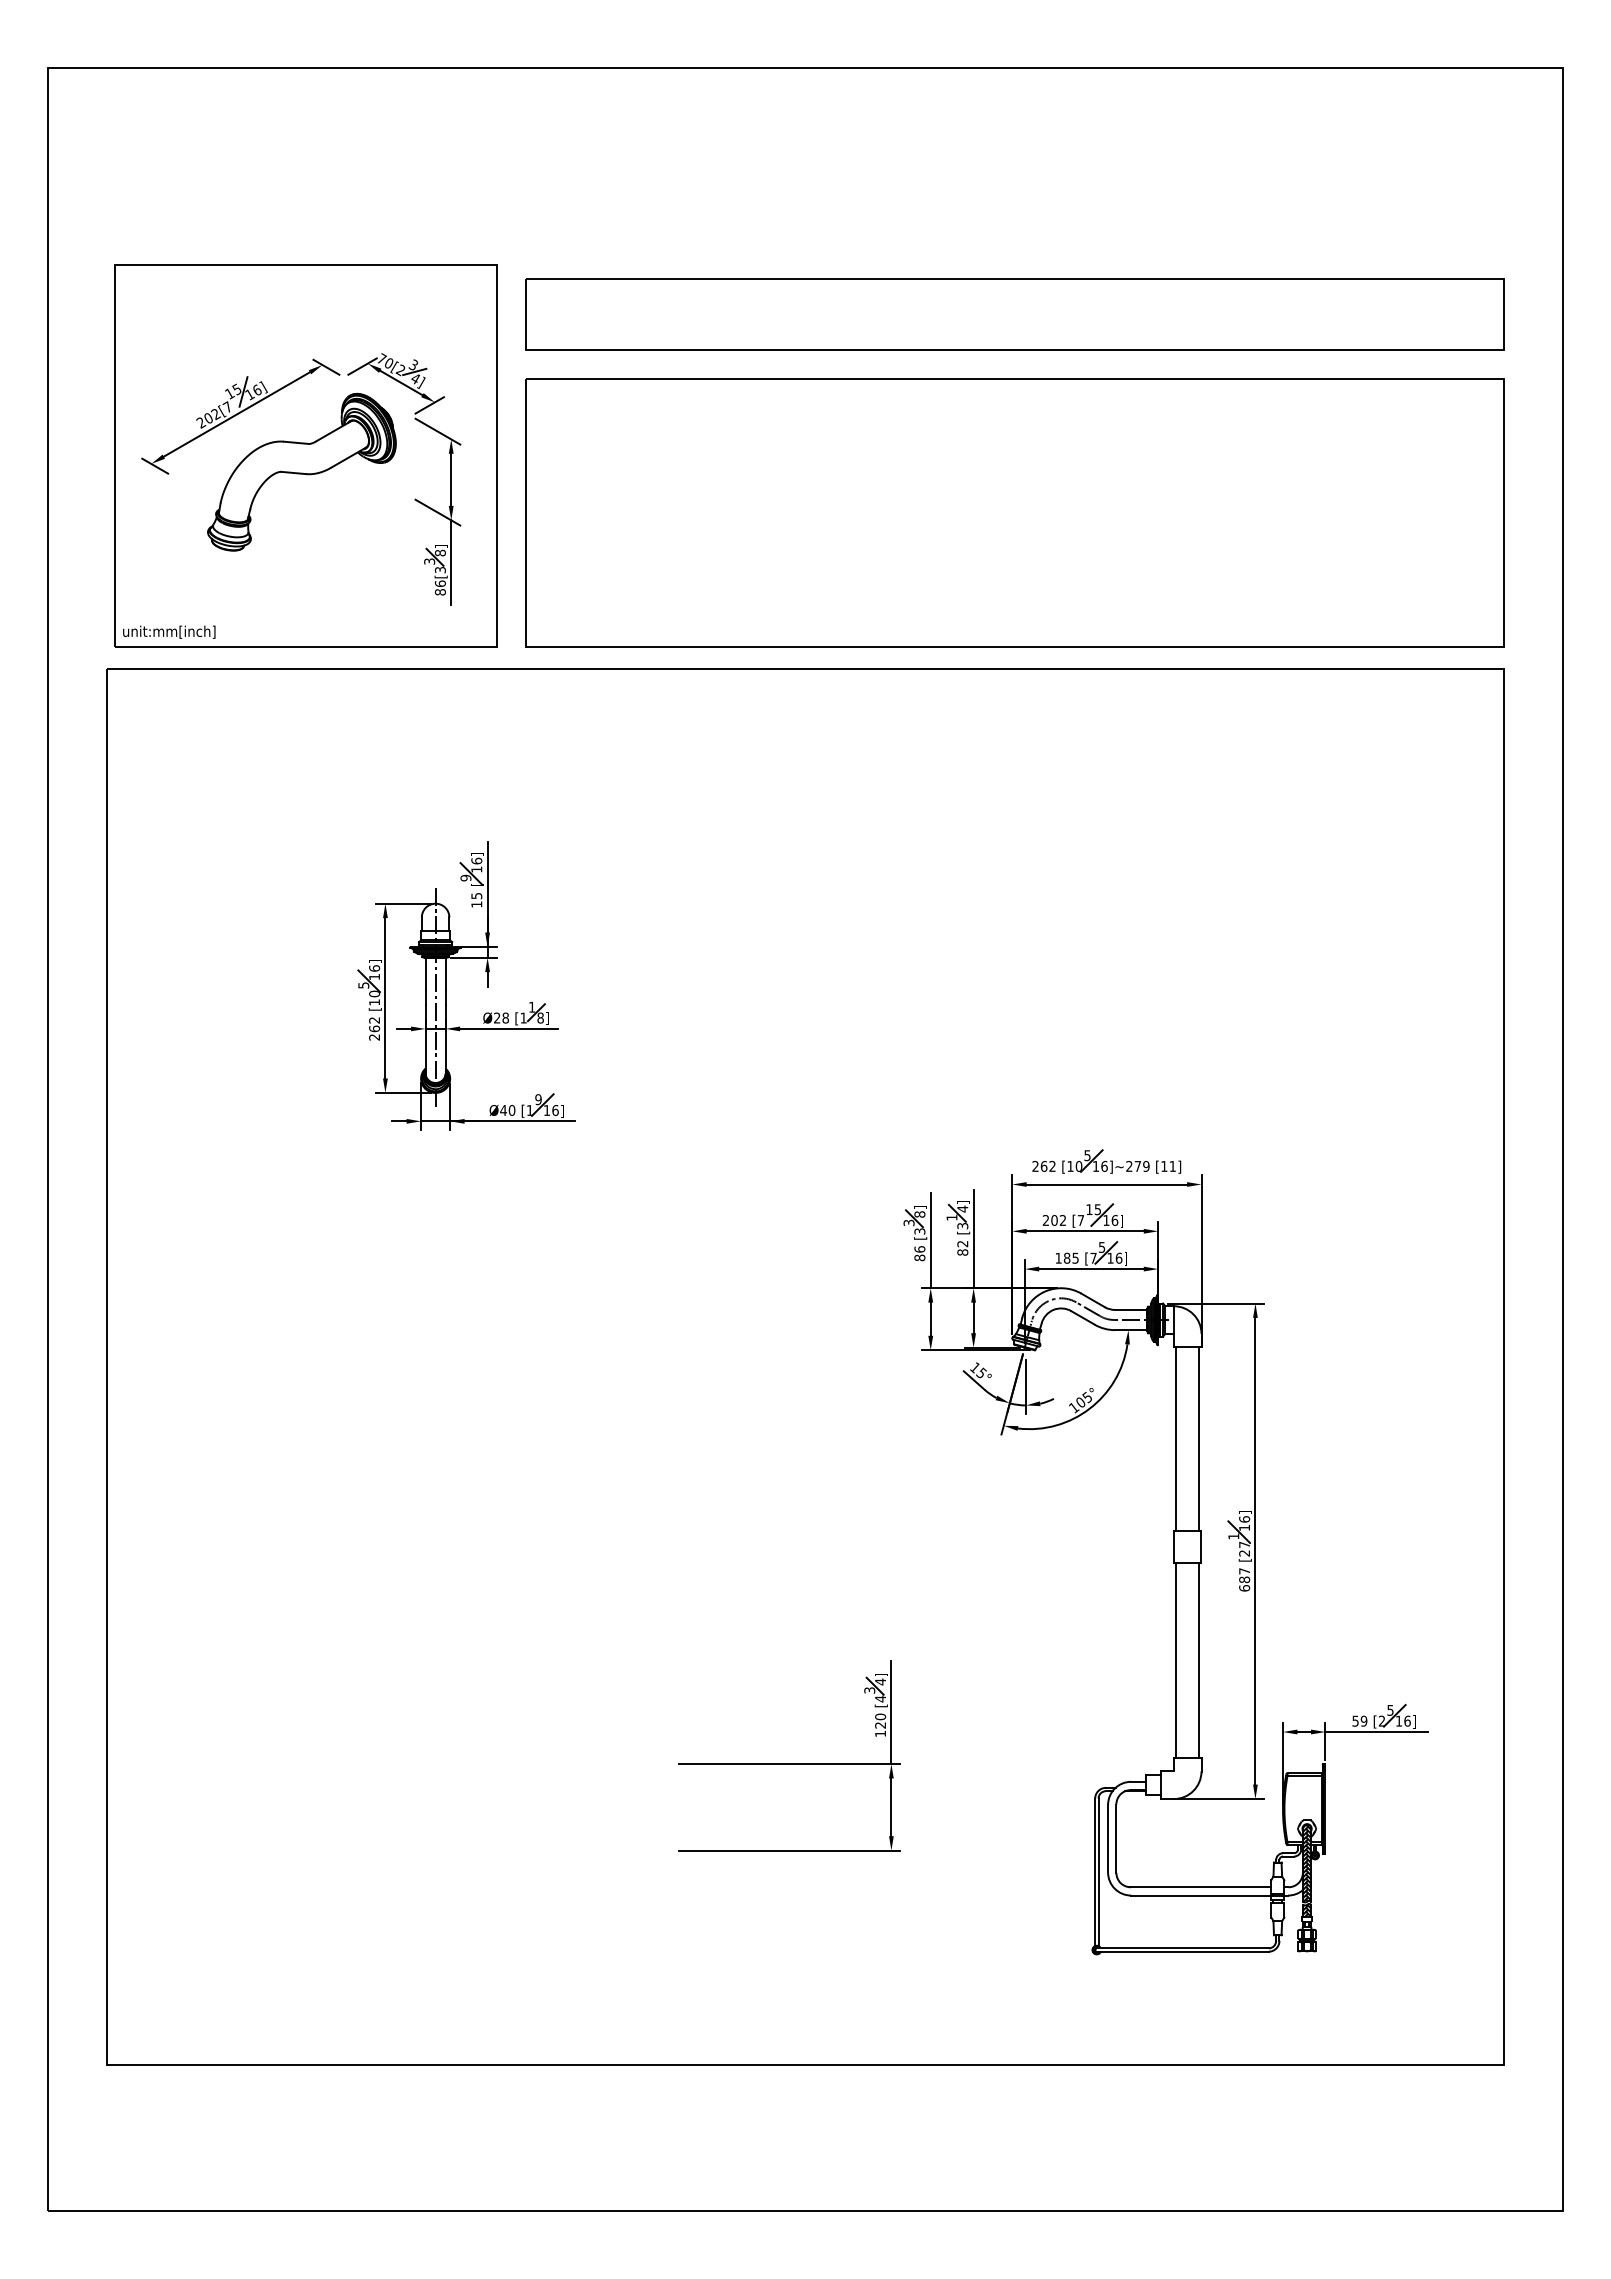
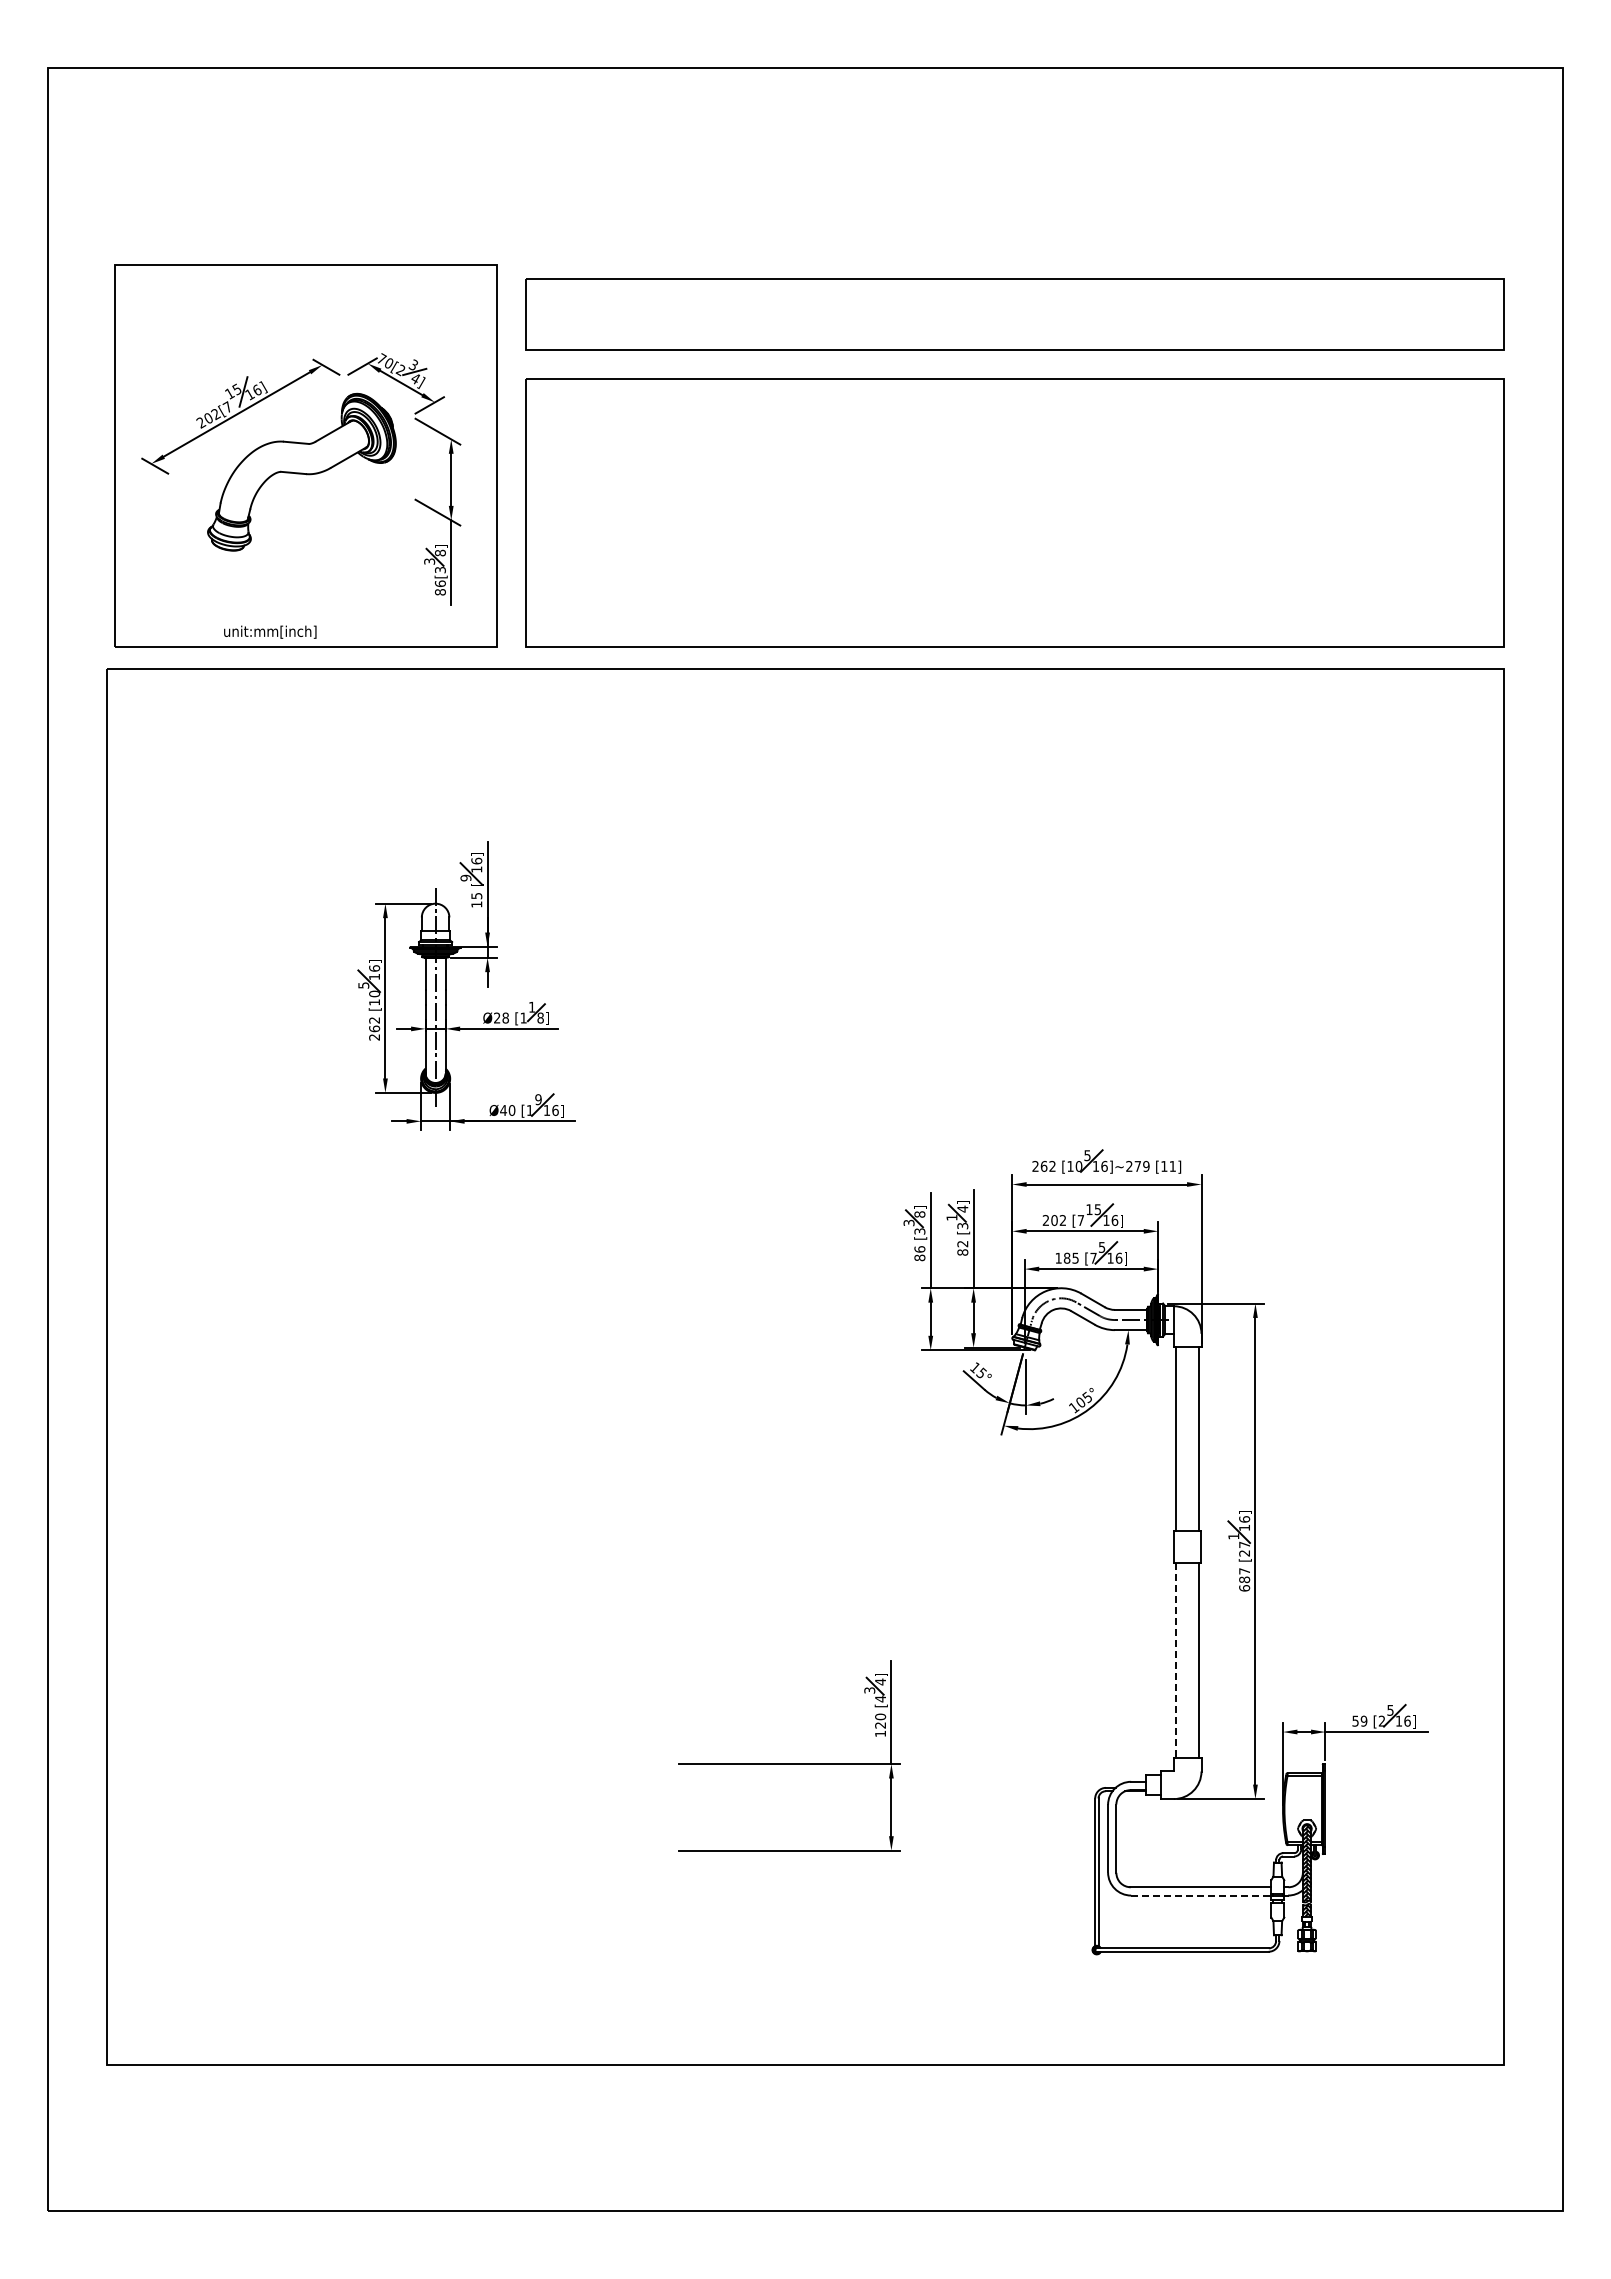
text position: (169, 631) -> (270, 631) (270, 631)
line: solid -> dashed (1176, 1660)
line: solid -> dashed (1201, 1895)
